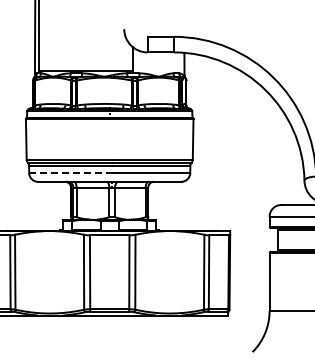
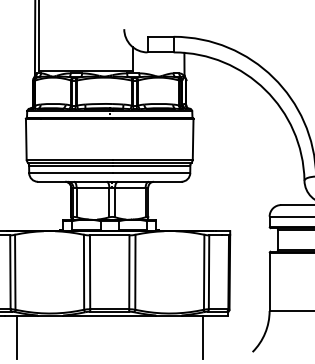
line: dashed -> solid (70, 173)
line: none -> present (16, 336)
line: none -> present (202, 336)
